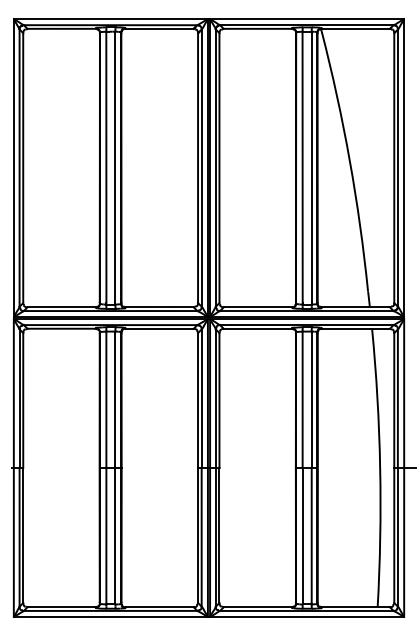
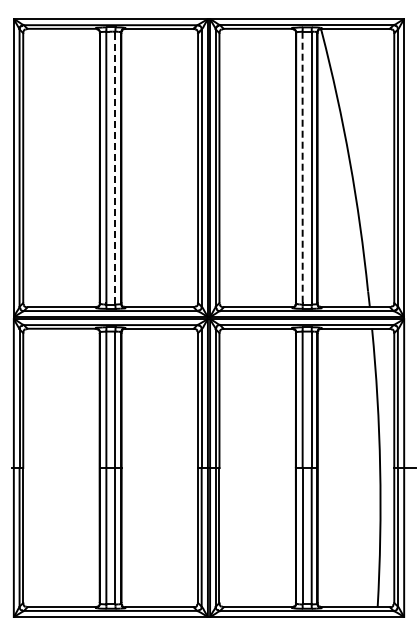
line: solid -> dashed (302, 167)
line: solid -> dashed (115, 168)
